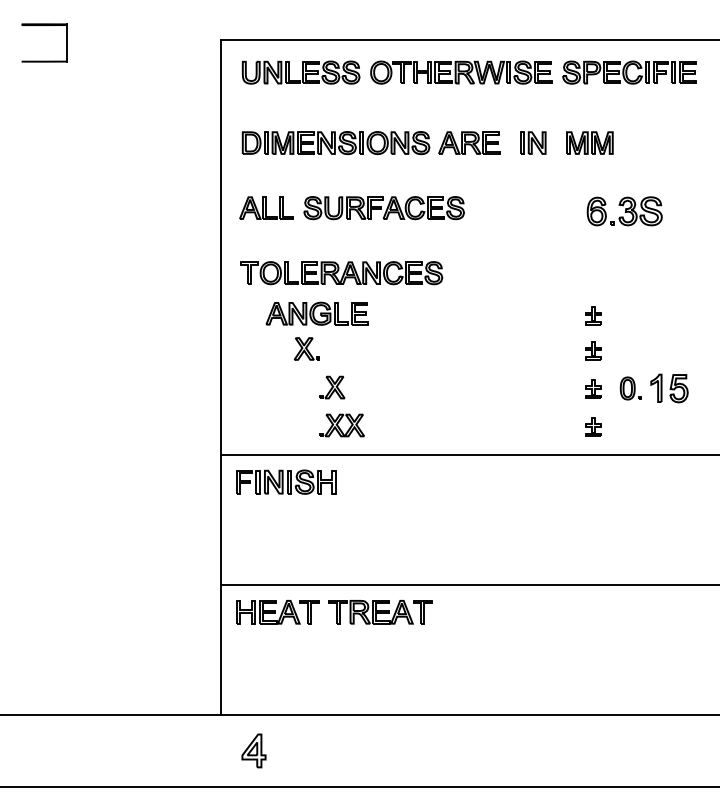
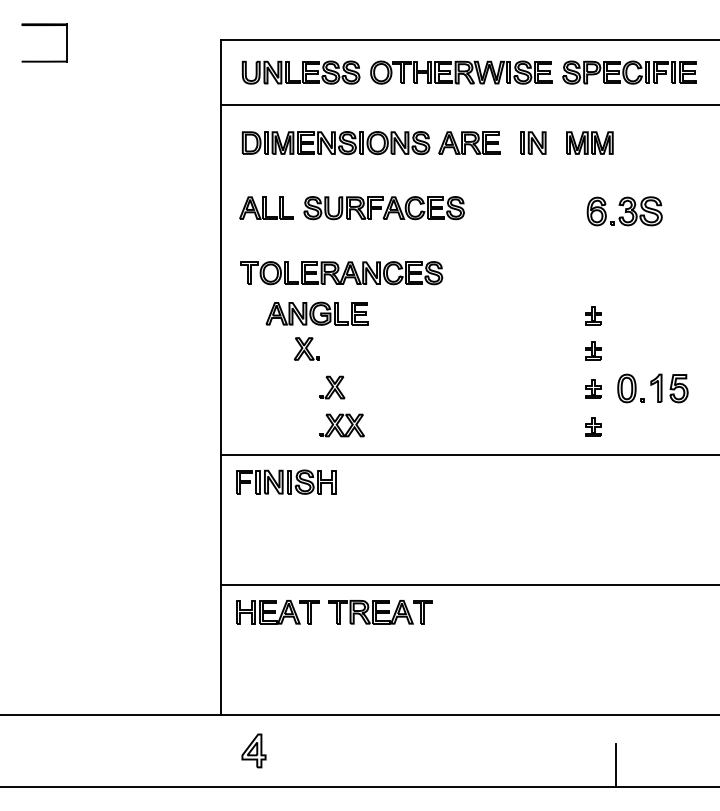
line: none -> present (468, 104)
part size: 23x25 px -> 28x31 px (630, 388)
line: none -> present (615, 764)
